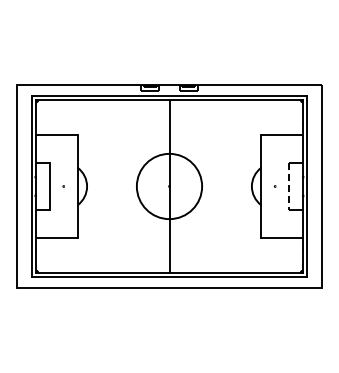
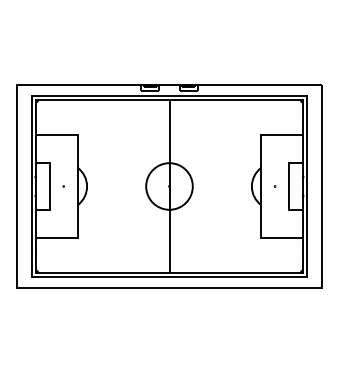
circle diameter: 65 px -> 47 px (169, 186)
line: dashed -> solid (289, 186)
